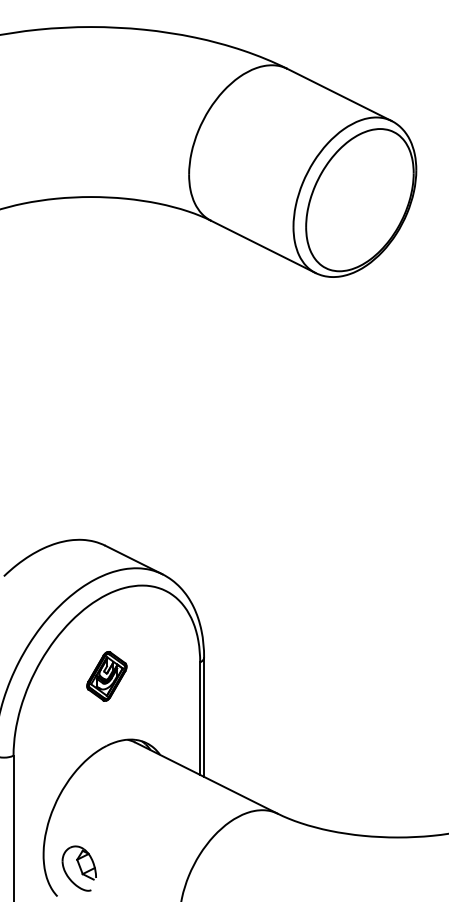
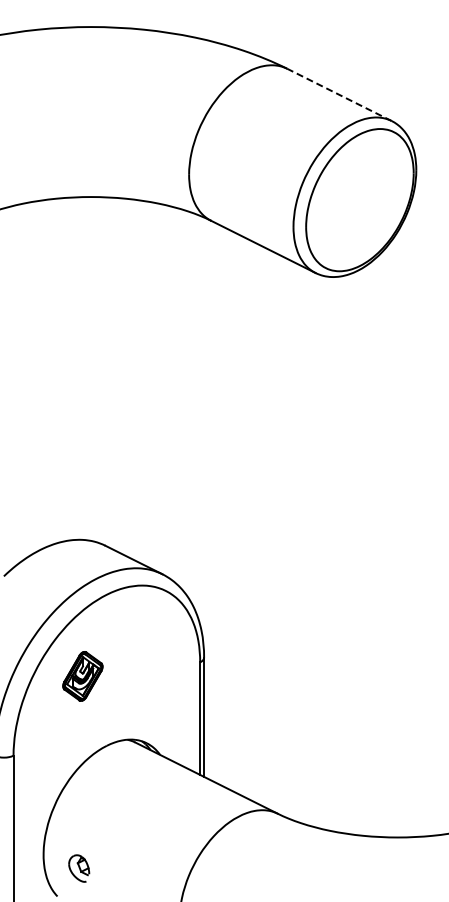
line: solid -> dashed (338, 94)
part position: (106, 676) -> (82, 676) (82, 676)
part size: 36x47 px -> 23x29 px (79, 868)
